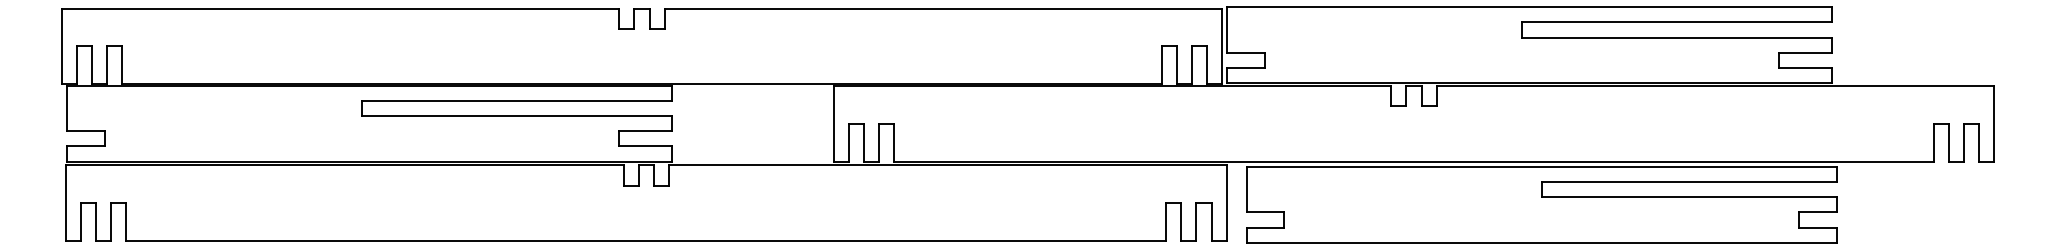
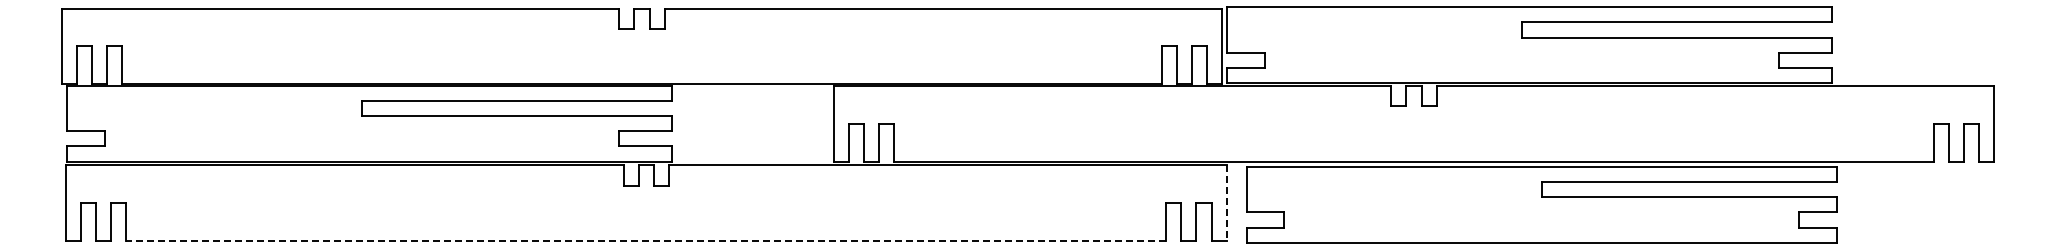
line: solid -> dashed (1226, 203)
line: solid -> dashed (646, 241)
